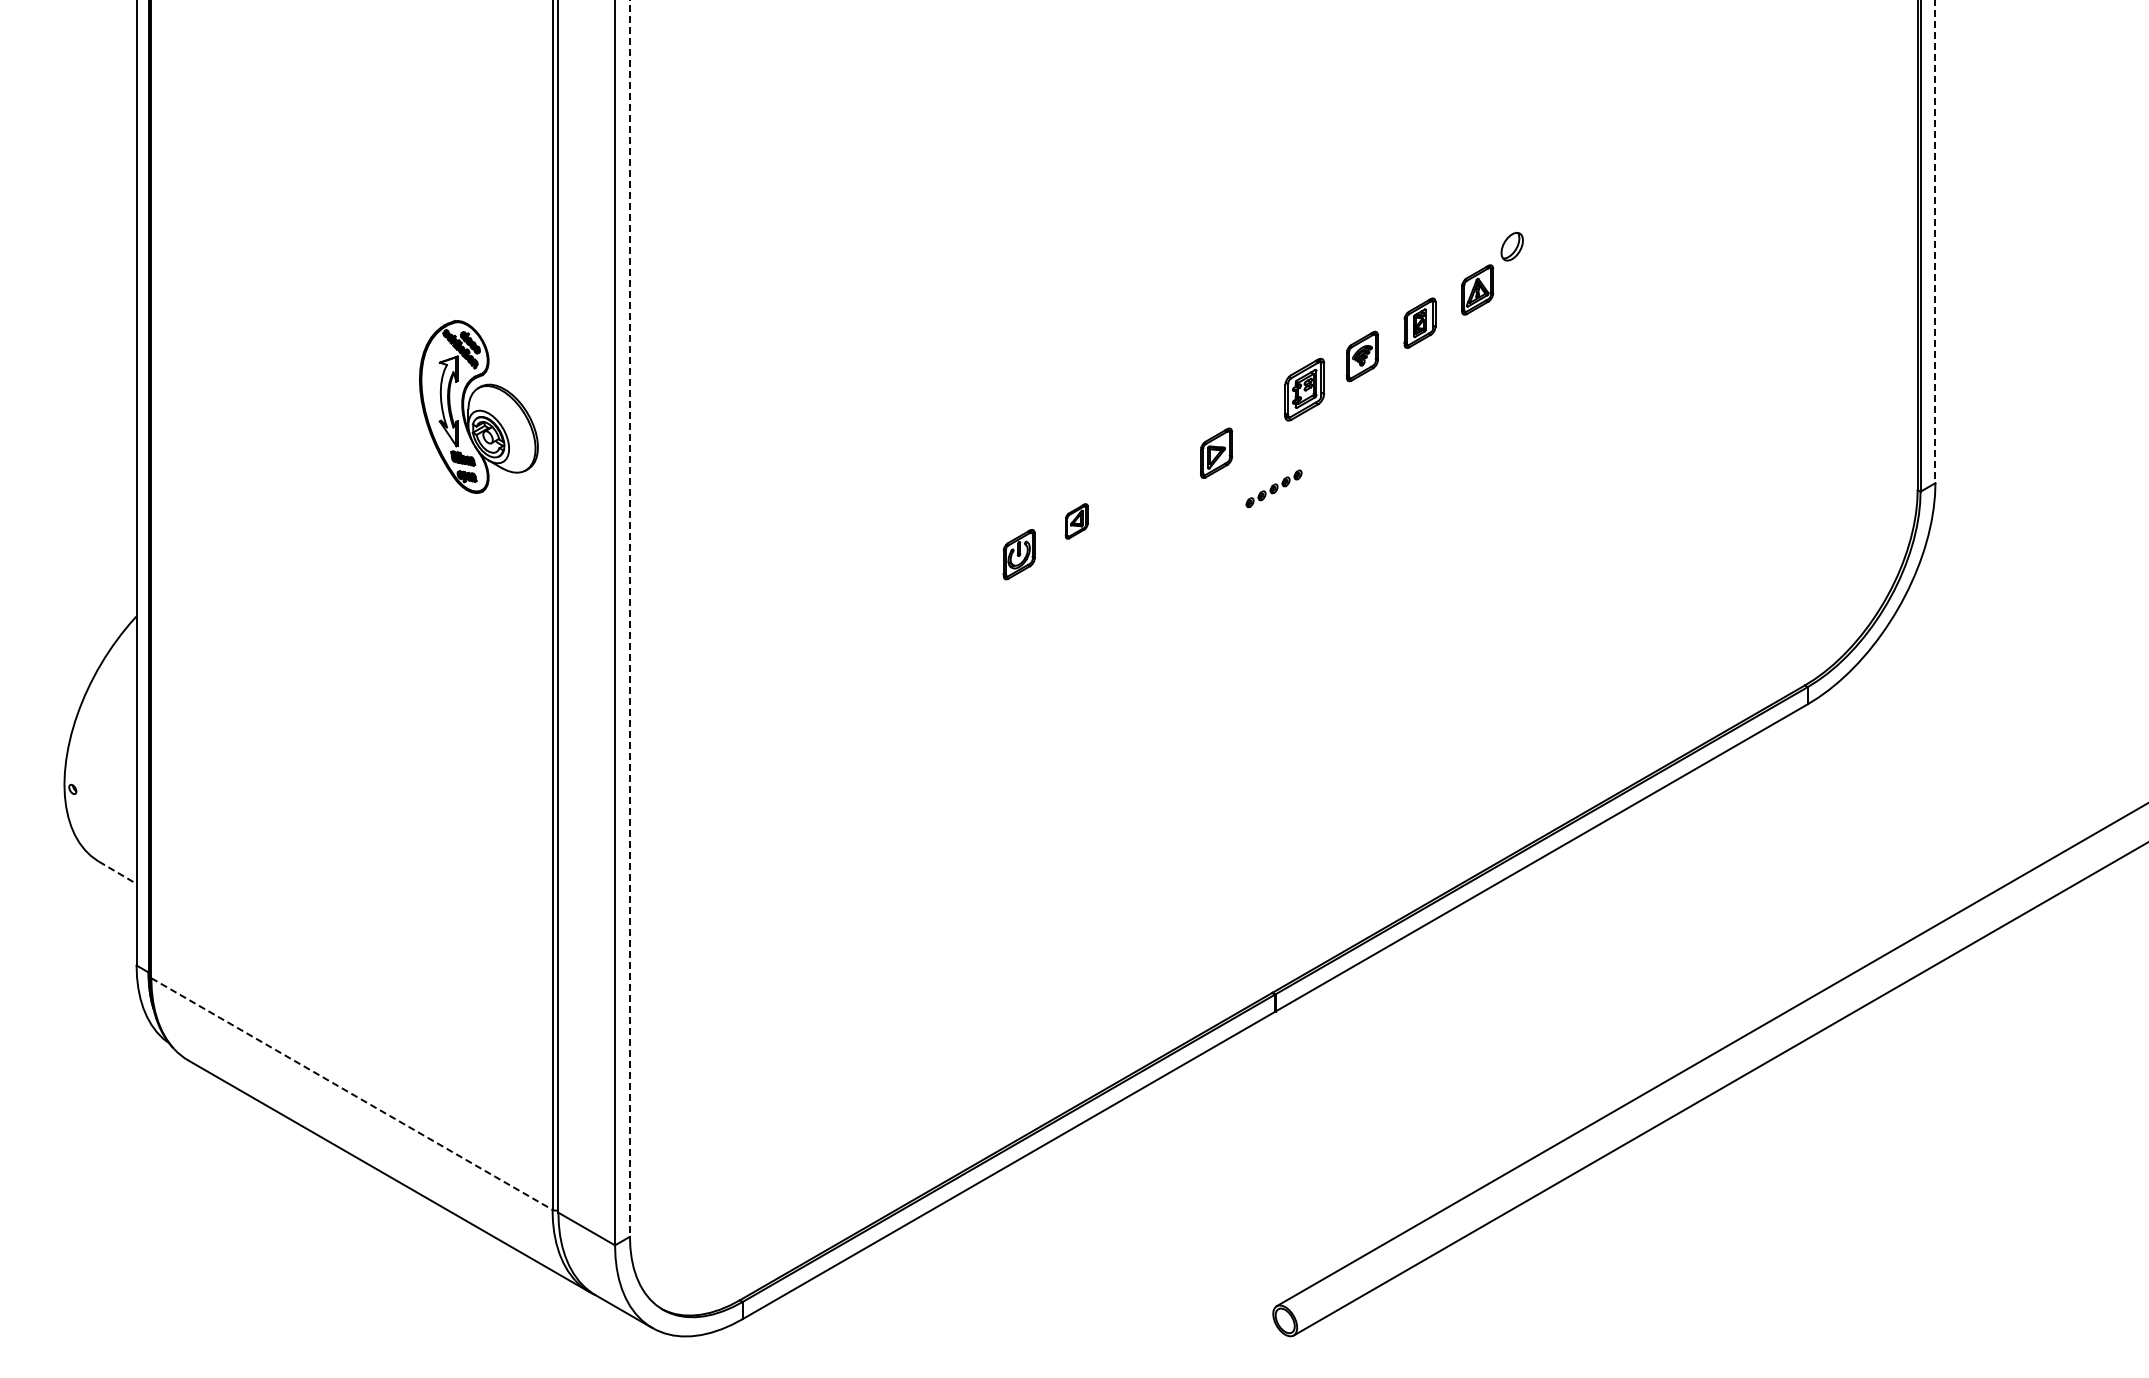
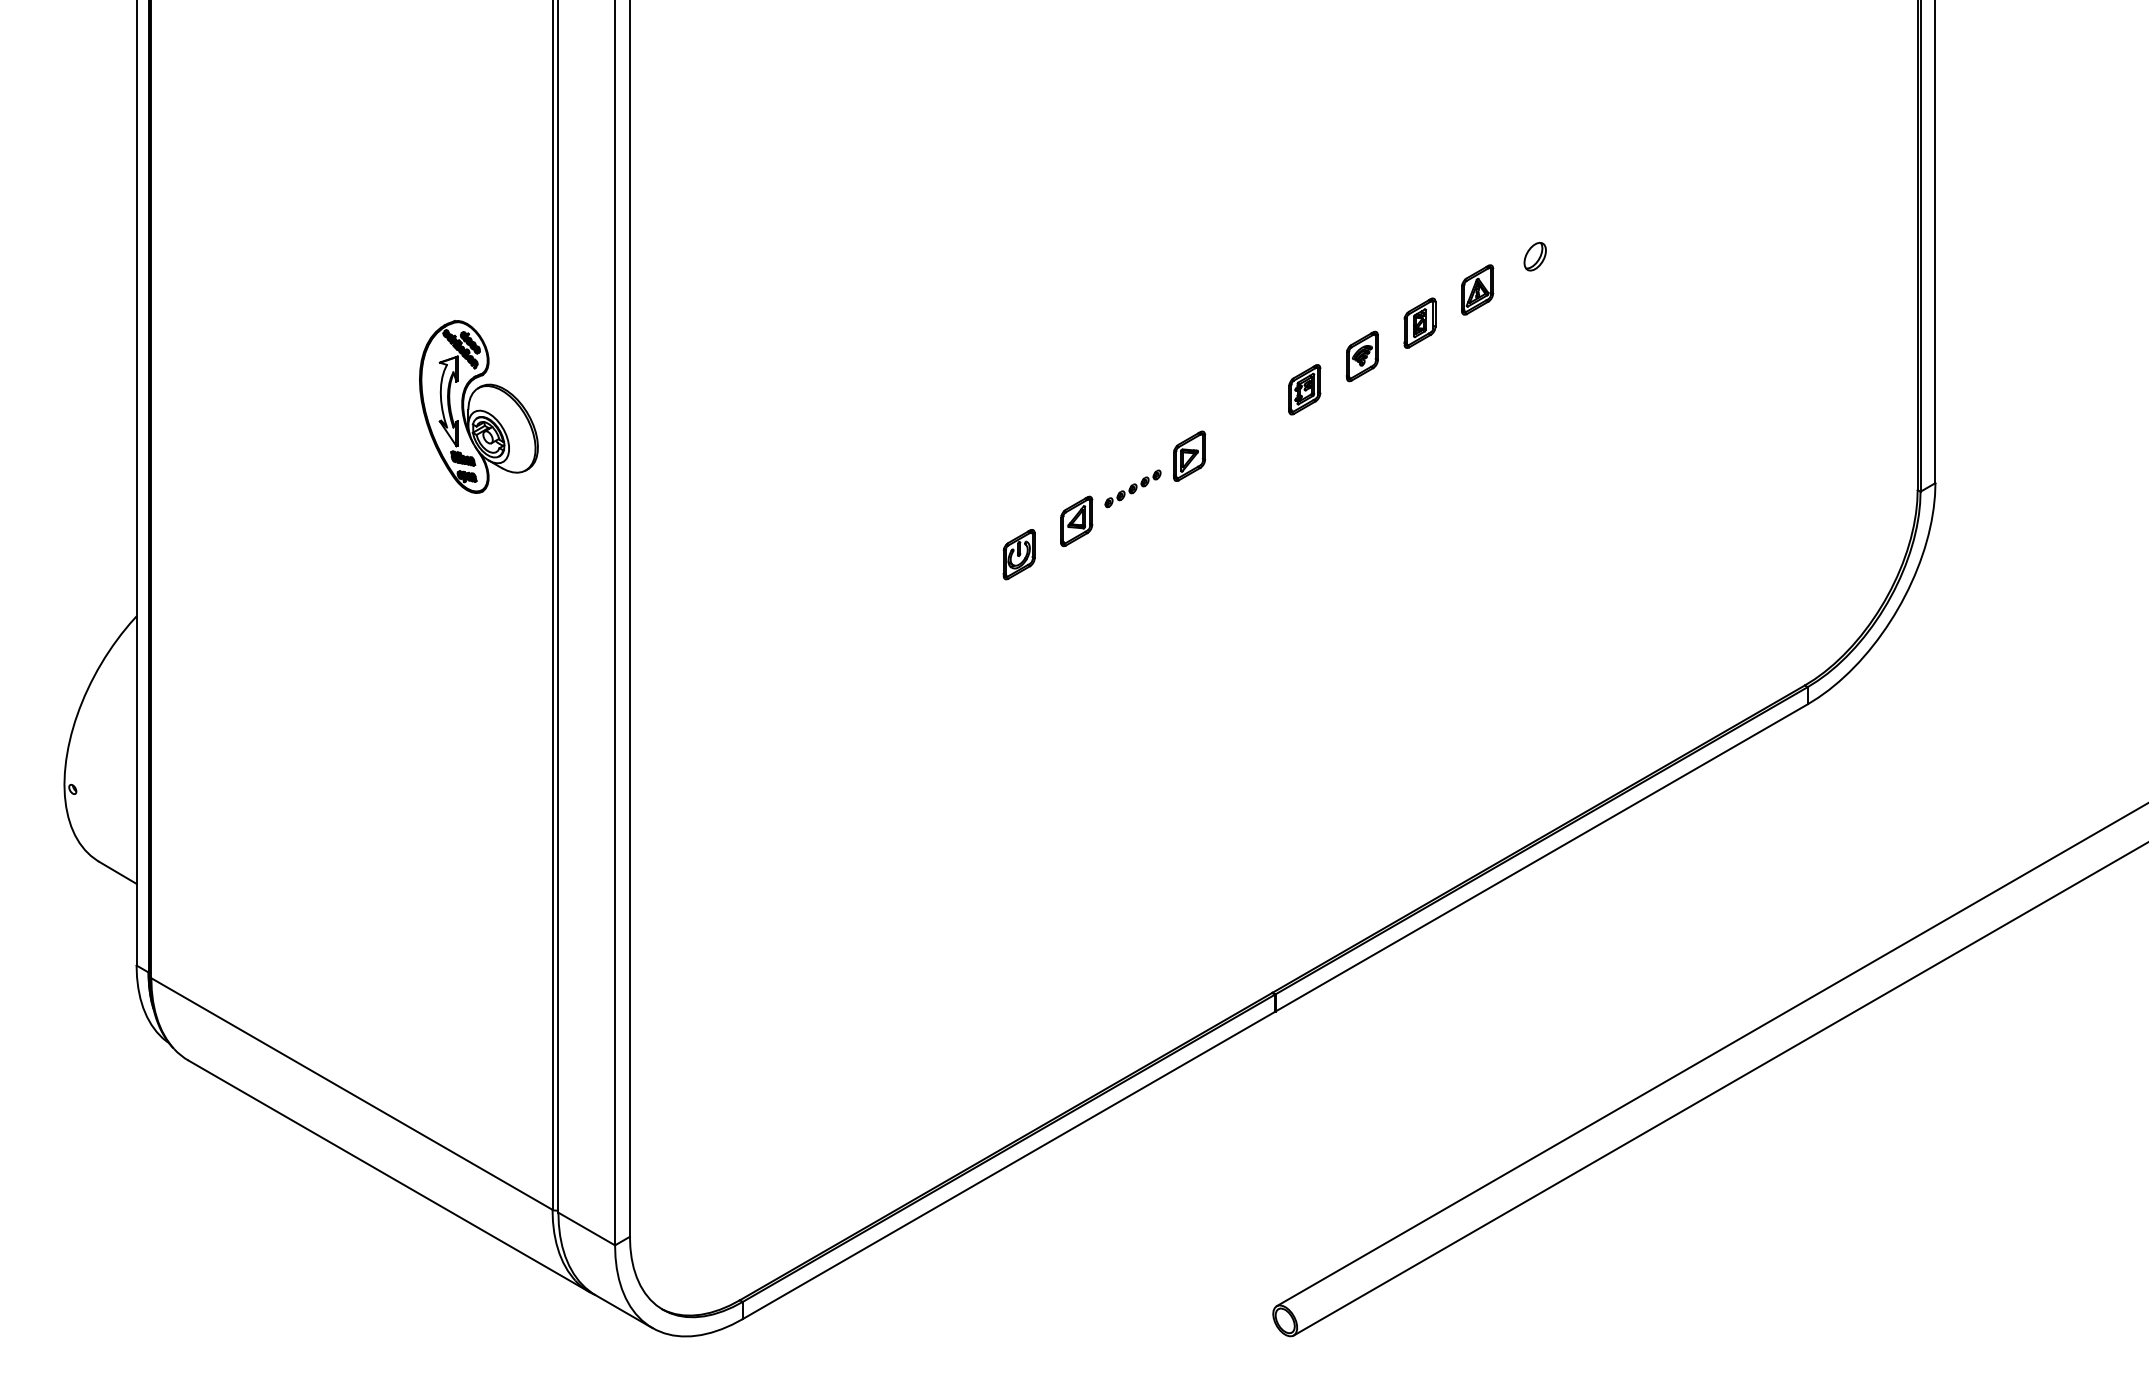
line: dashed -> solid (1935, 242)
part position: (1511, 246) -> (1534, 256) (1534, 256)
part size: 42x65 px -> 34x52 px (1304, 389)
part position: (1216, 452) -> (1189, 455) (1189, 455)
part position: (1273, 488) -> (1132, 488) (1132, 488)
part size: 25x37 px -> 34x53 px (1076, 521)
line: dashed -> solid (629, 618)
line: dashed -> solid (117, 872)
line: dashed -> solid (351, 1094)
